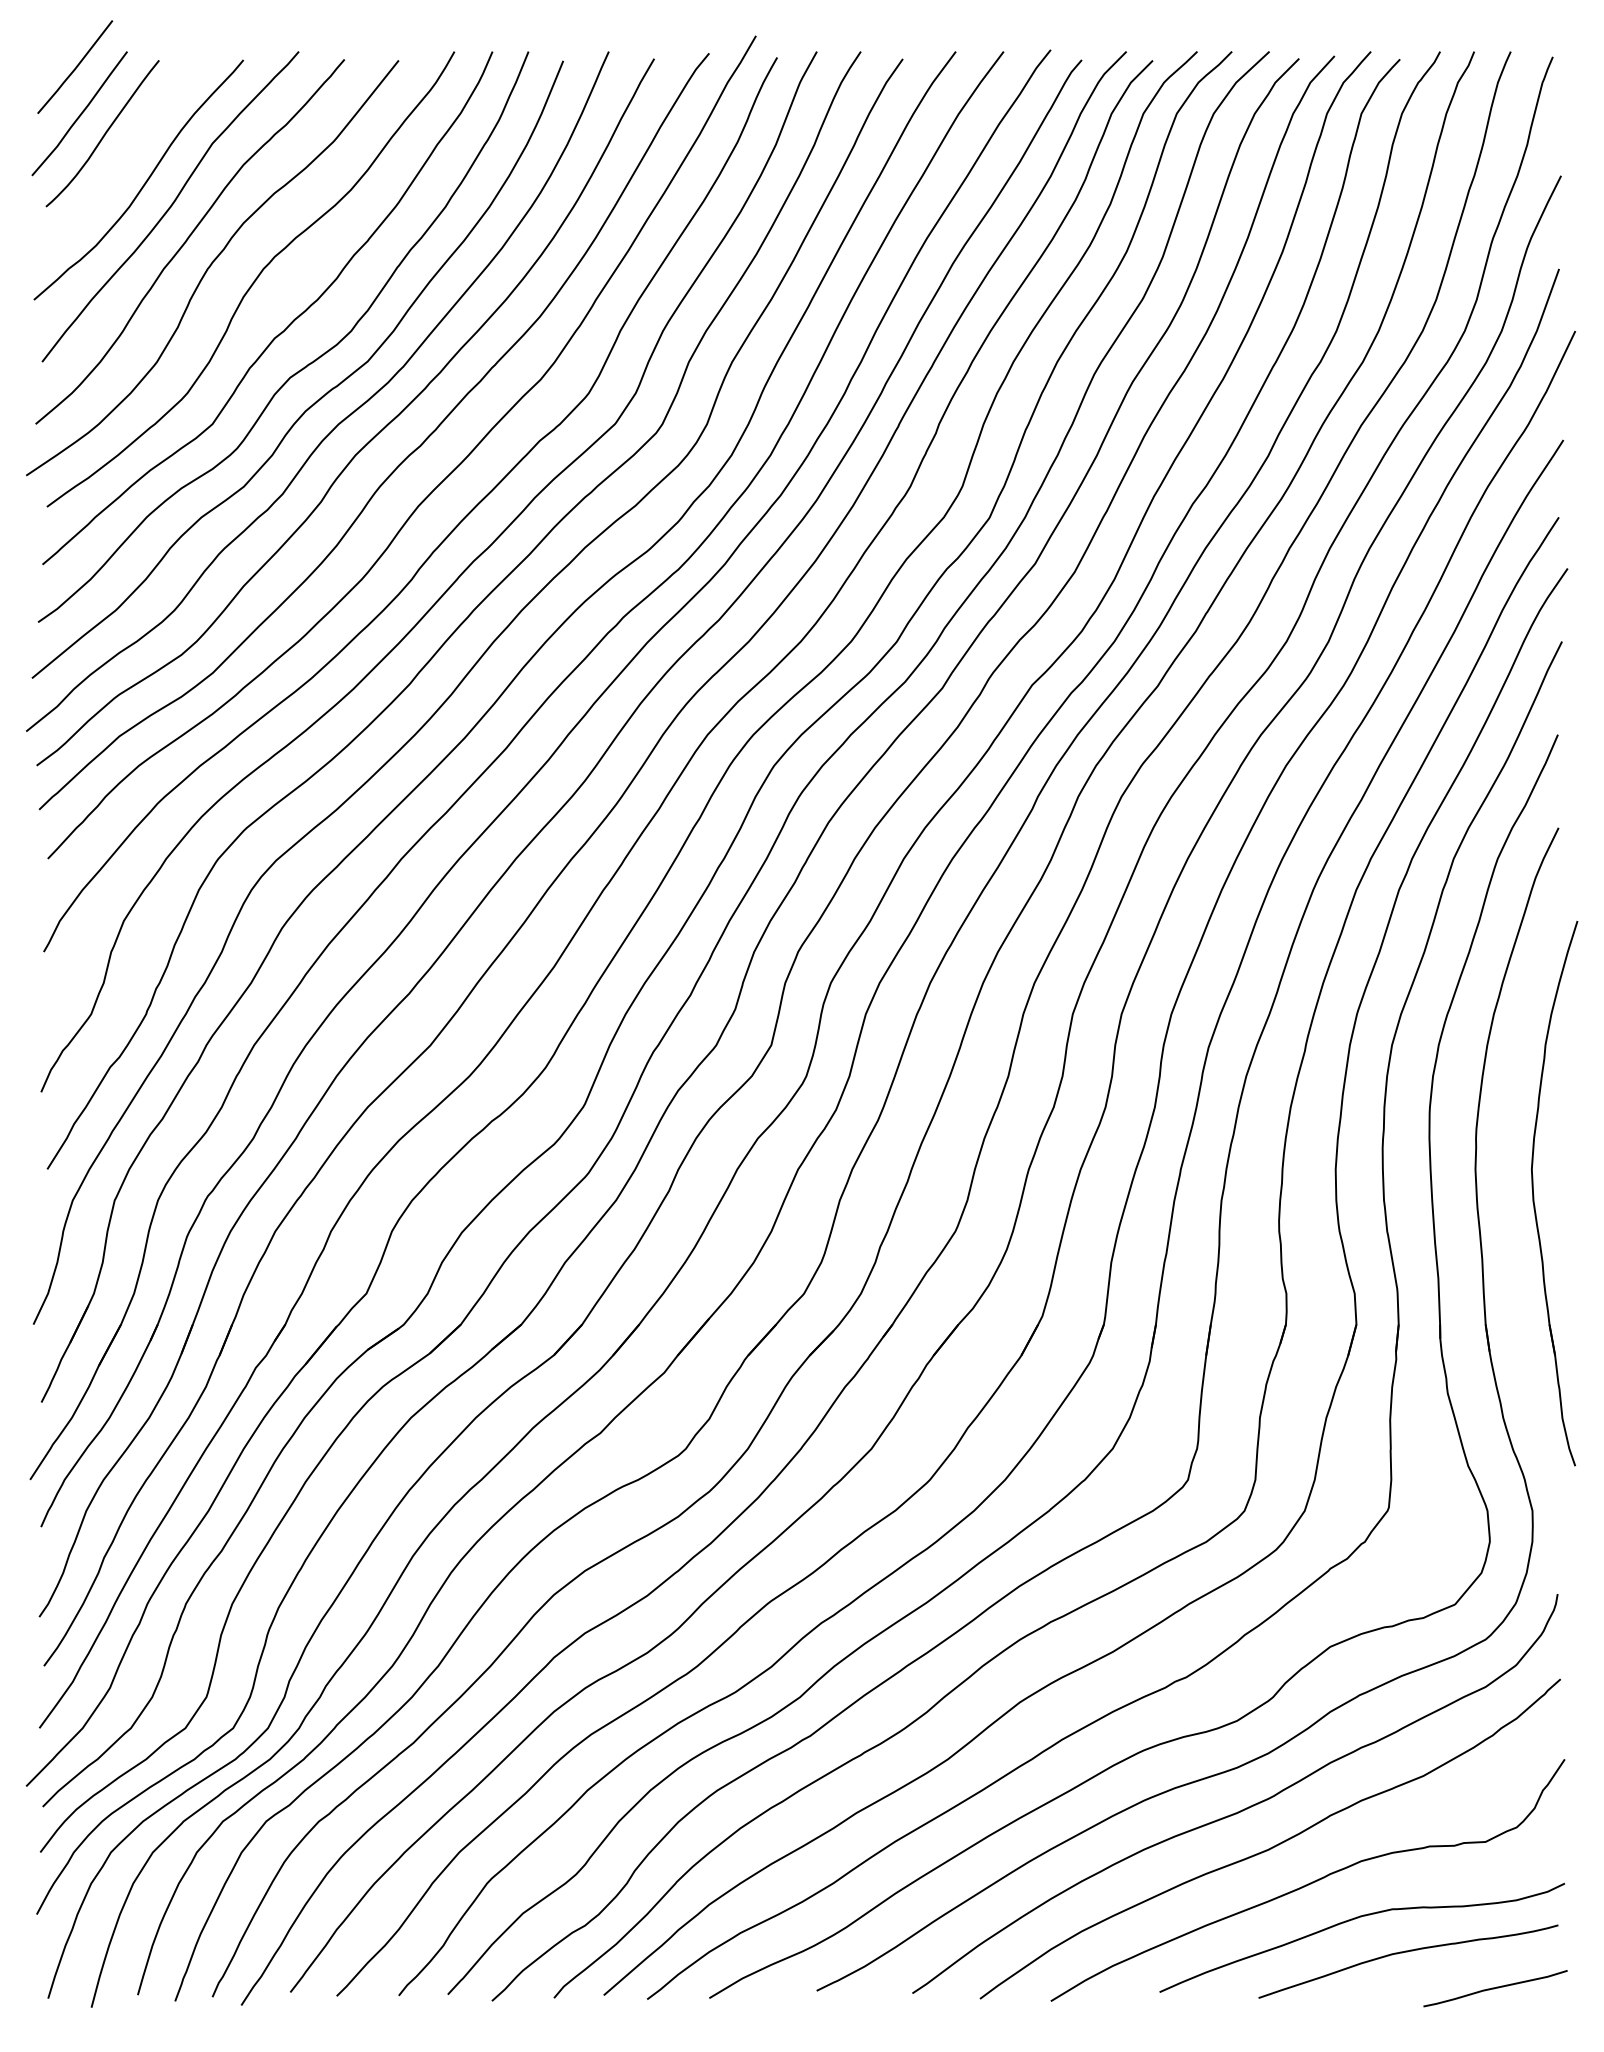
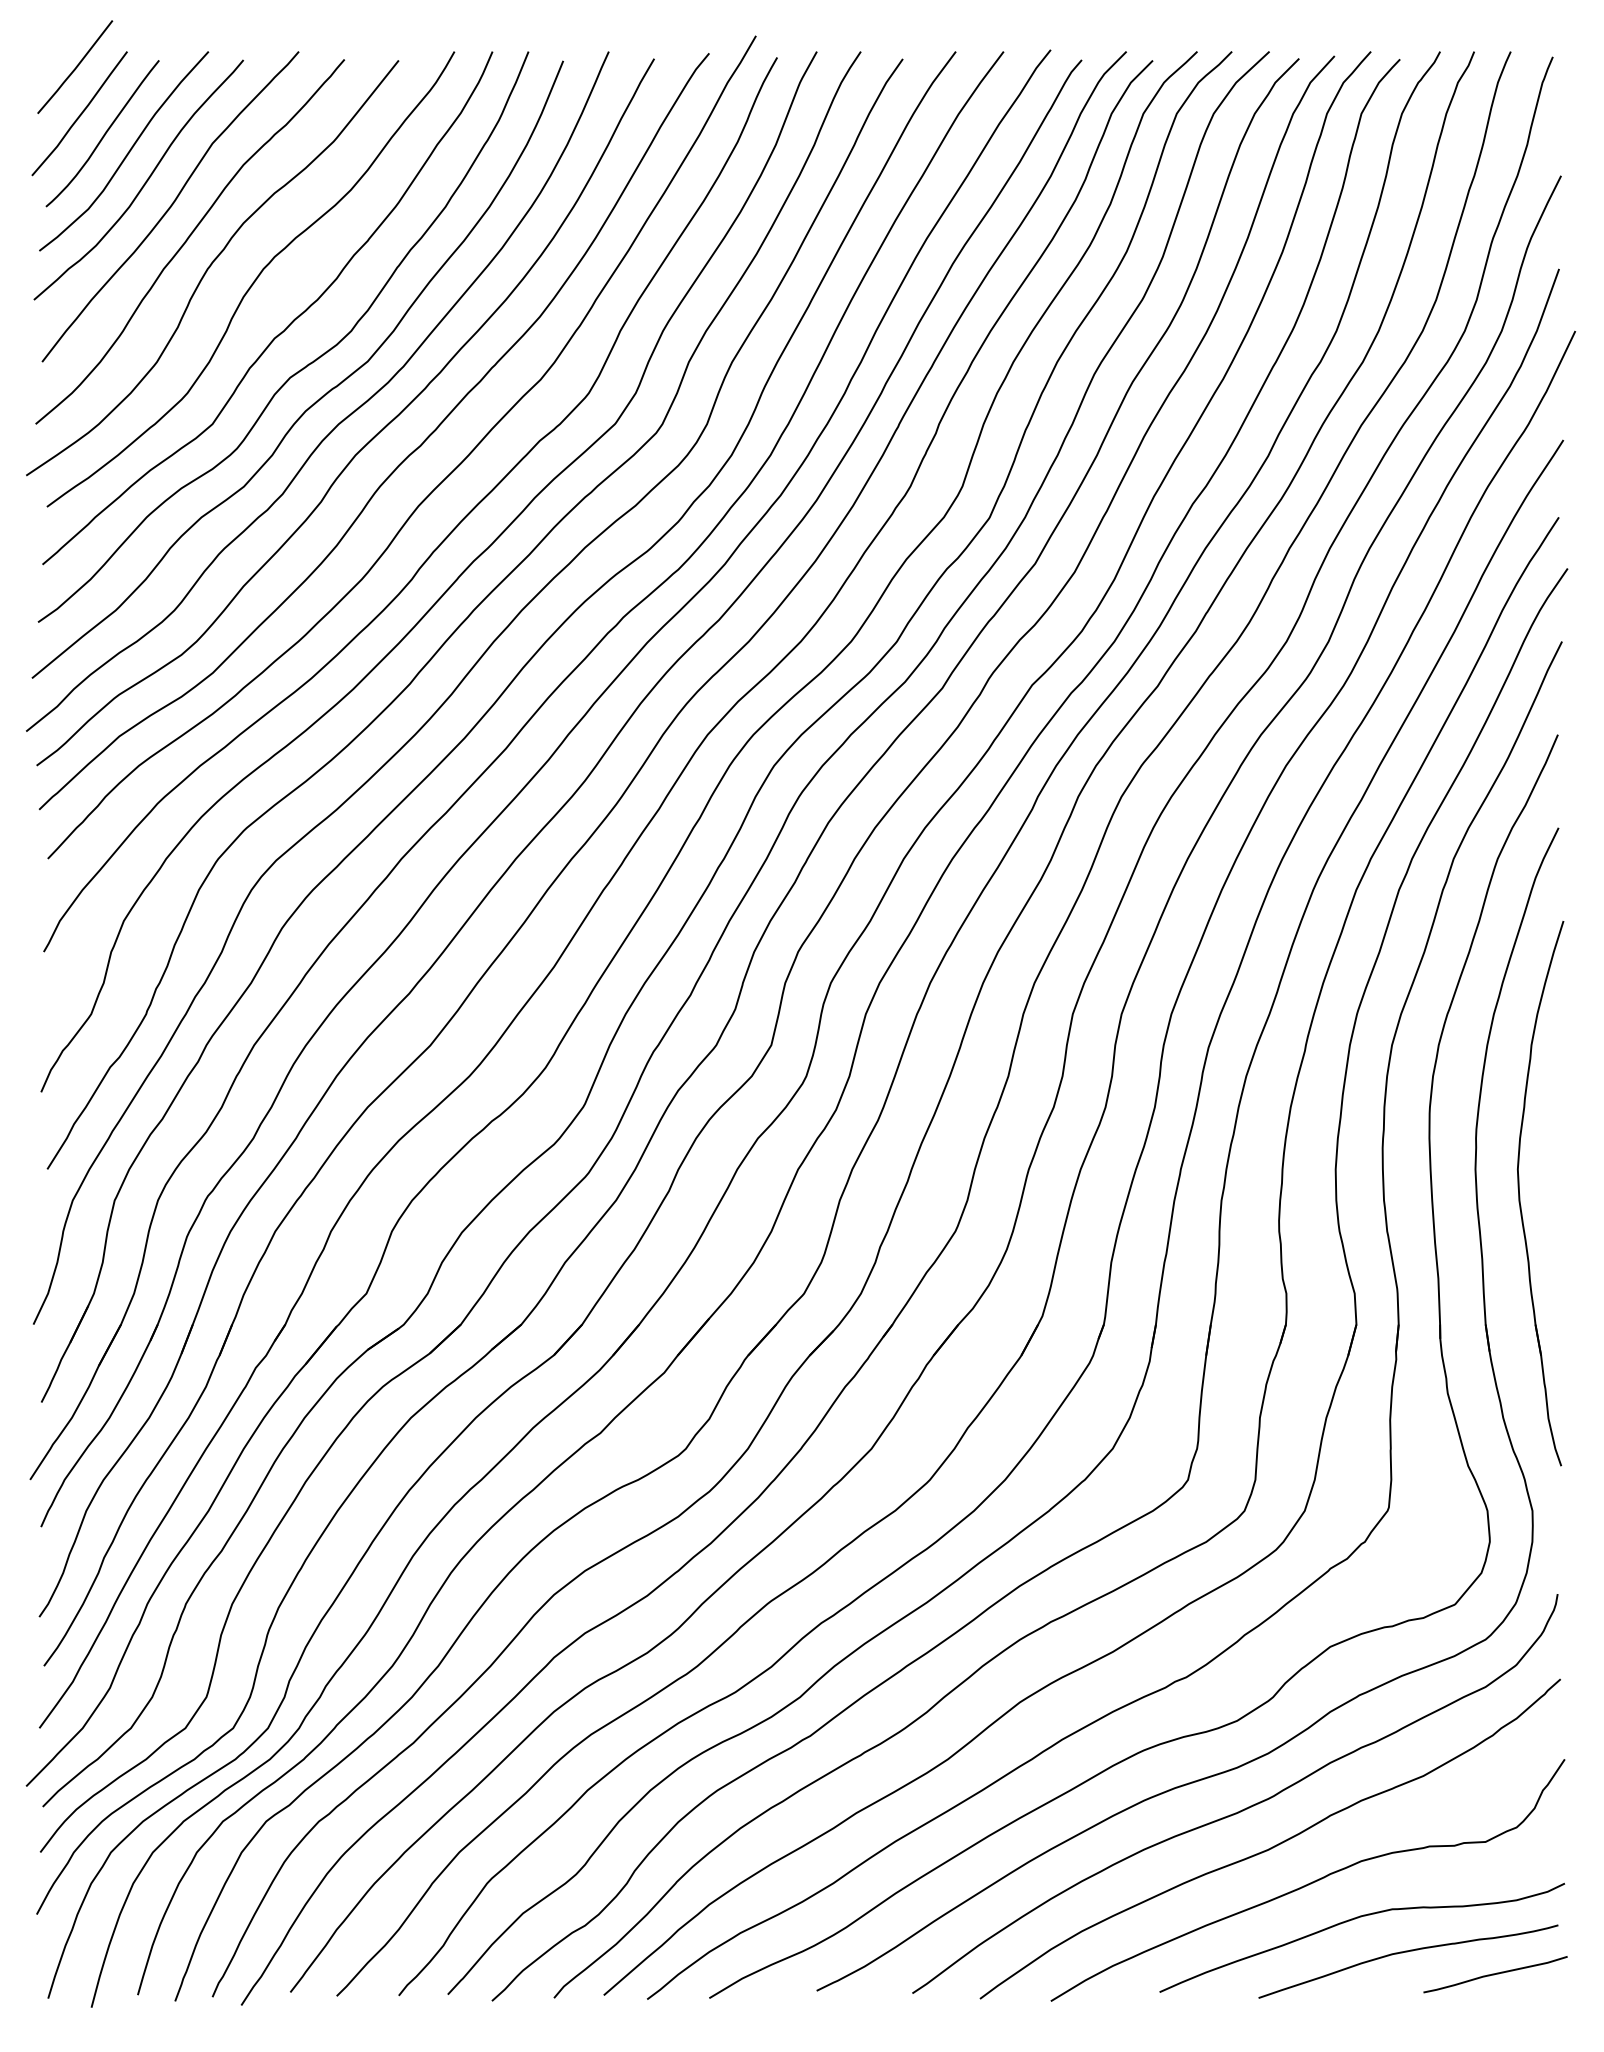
curve: none -> present (127, 152)
part position: (1534, 1195) -> (1520, 1195) (1520, 1195)
curve position: (1495, 1988) -> (1495, 1974) (1495, 1974)
